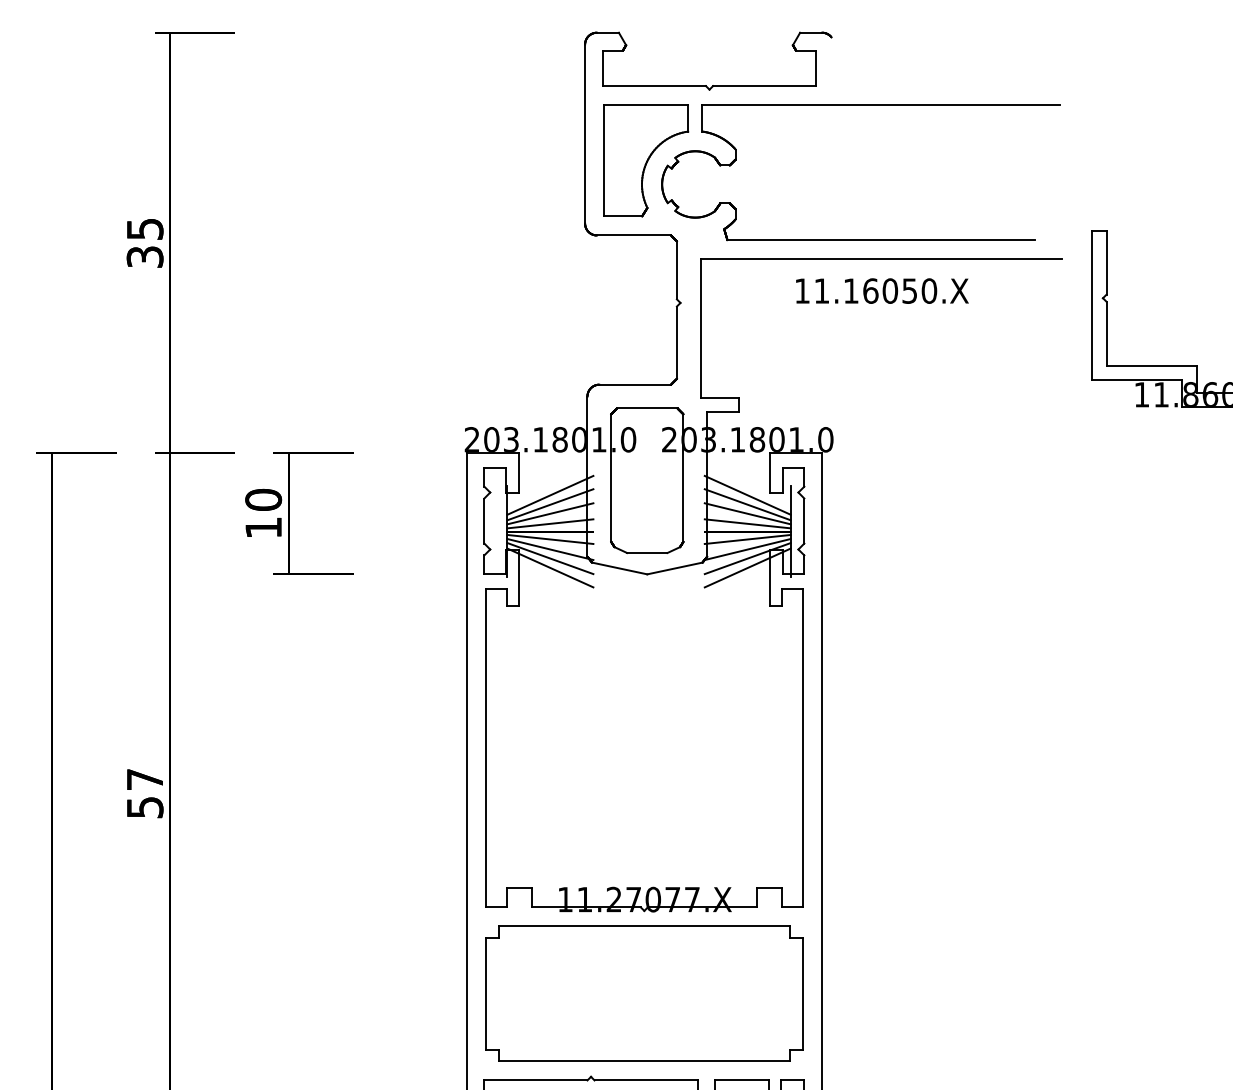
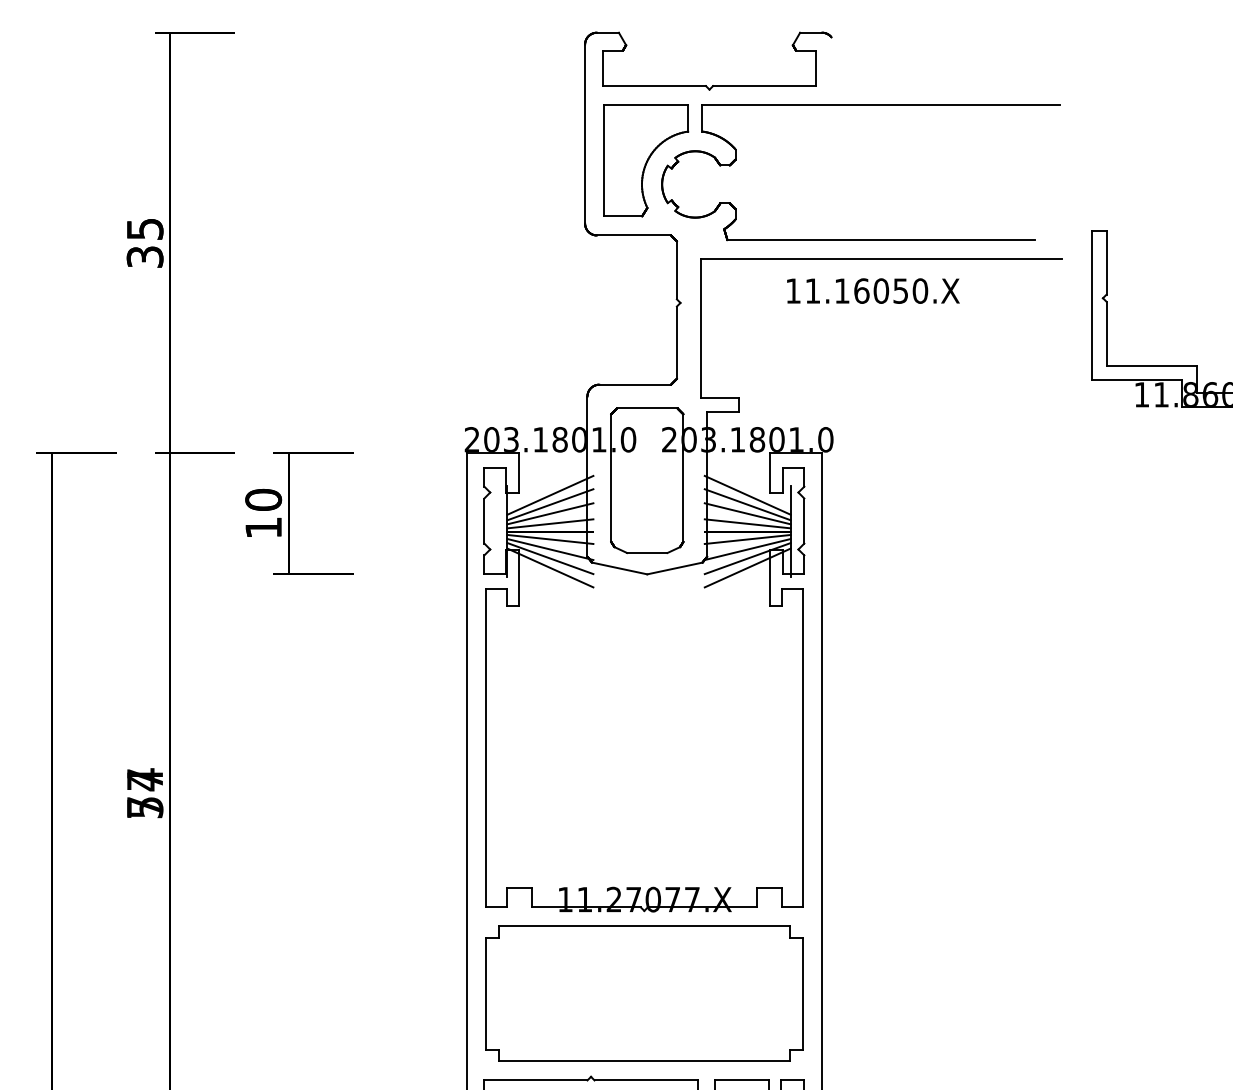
text position: (882, 290) -> (873, 290) (873, 290)
text: 57 -> 74 (145, 793)
